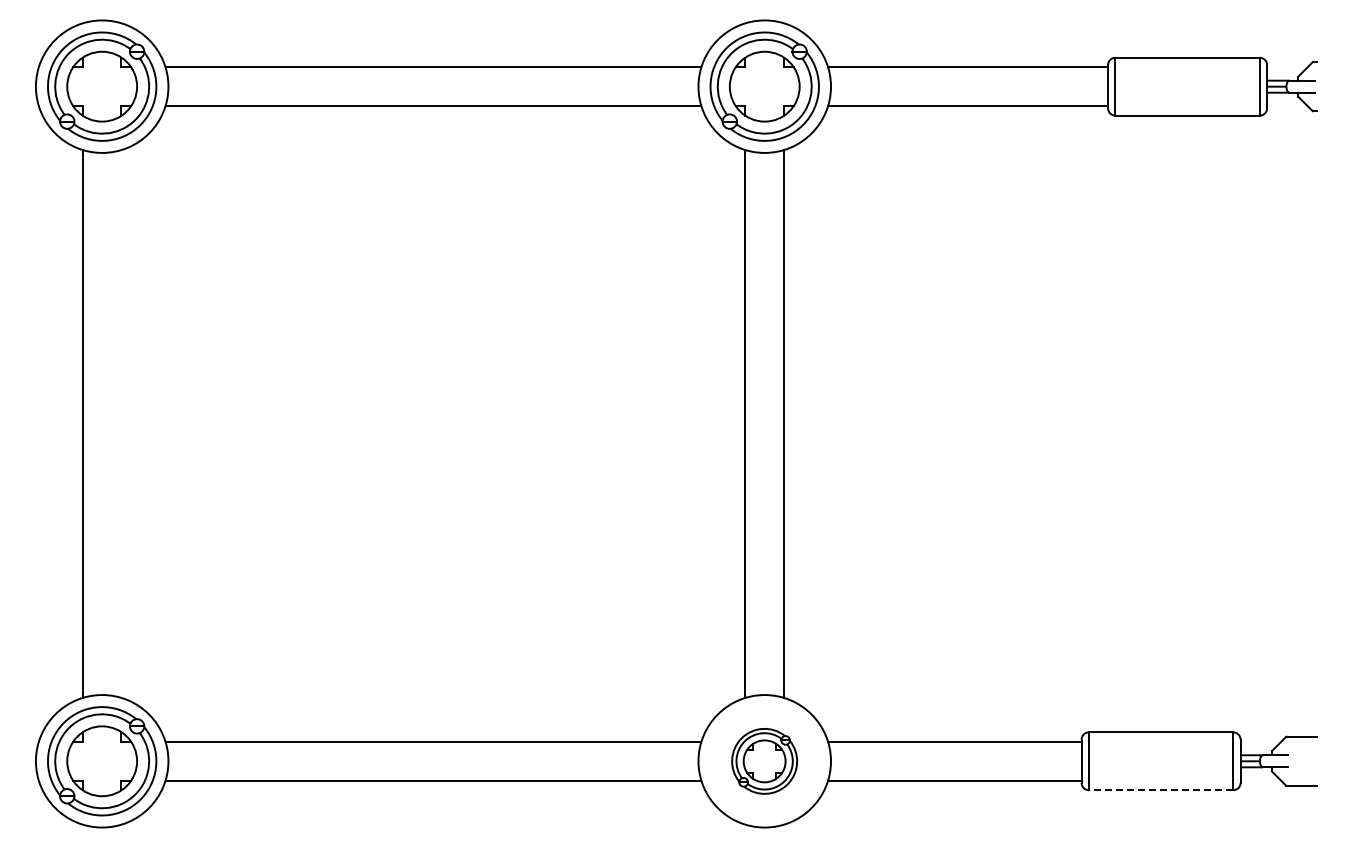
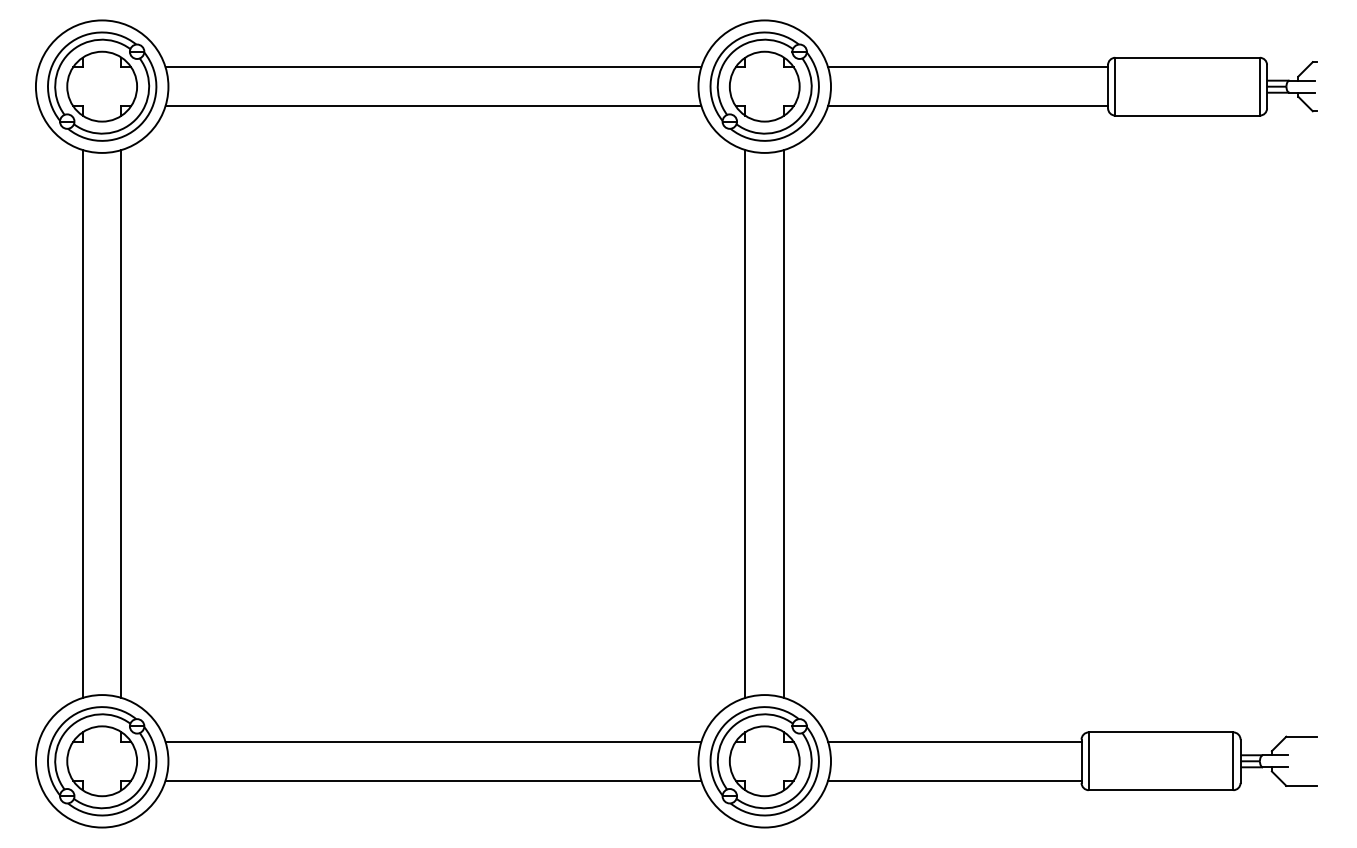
line: none -> present (121, 423)
part size: 68x67 px -> 111x111 px (764, 761)
line: dashed -> solid (1160, 790)
